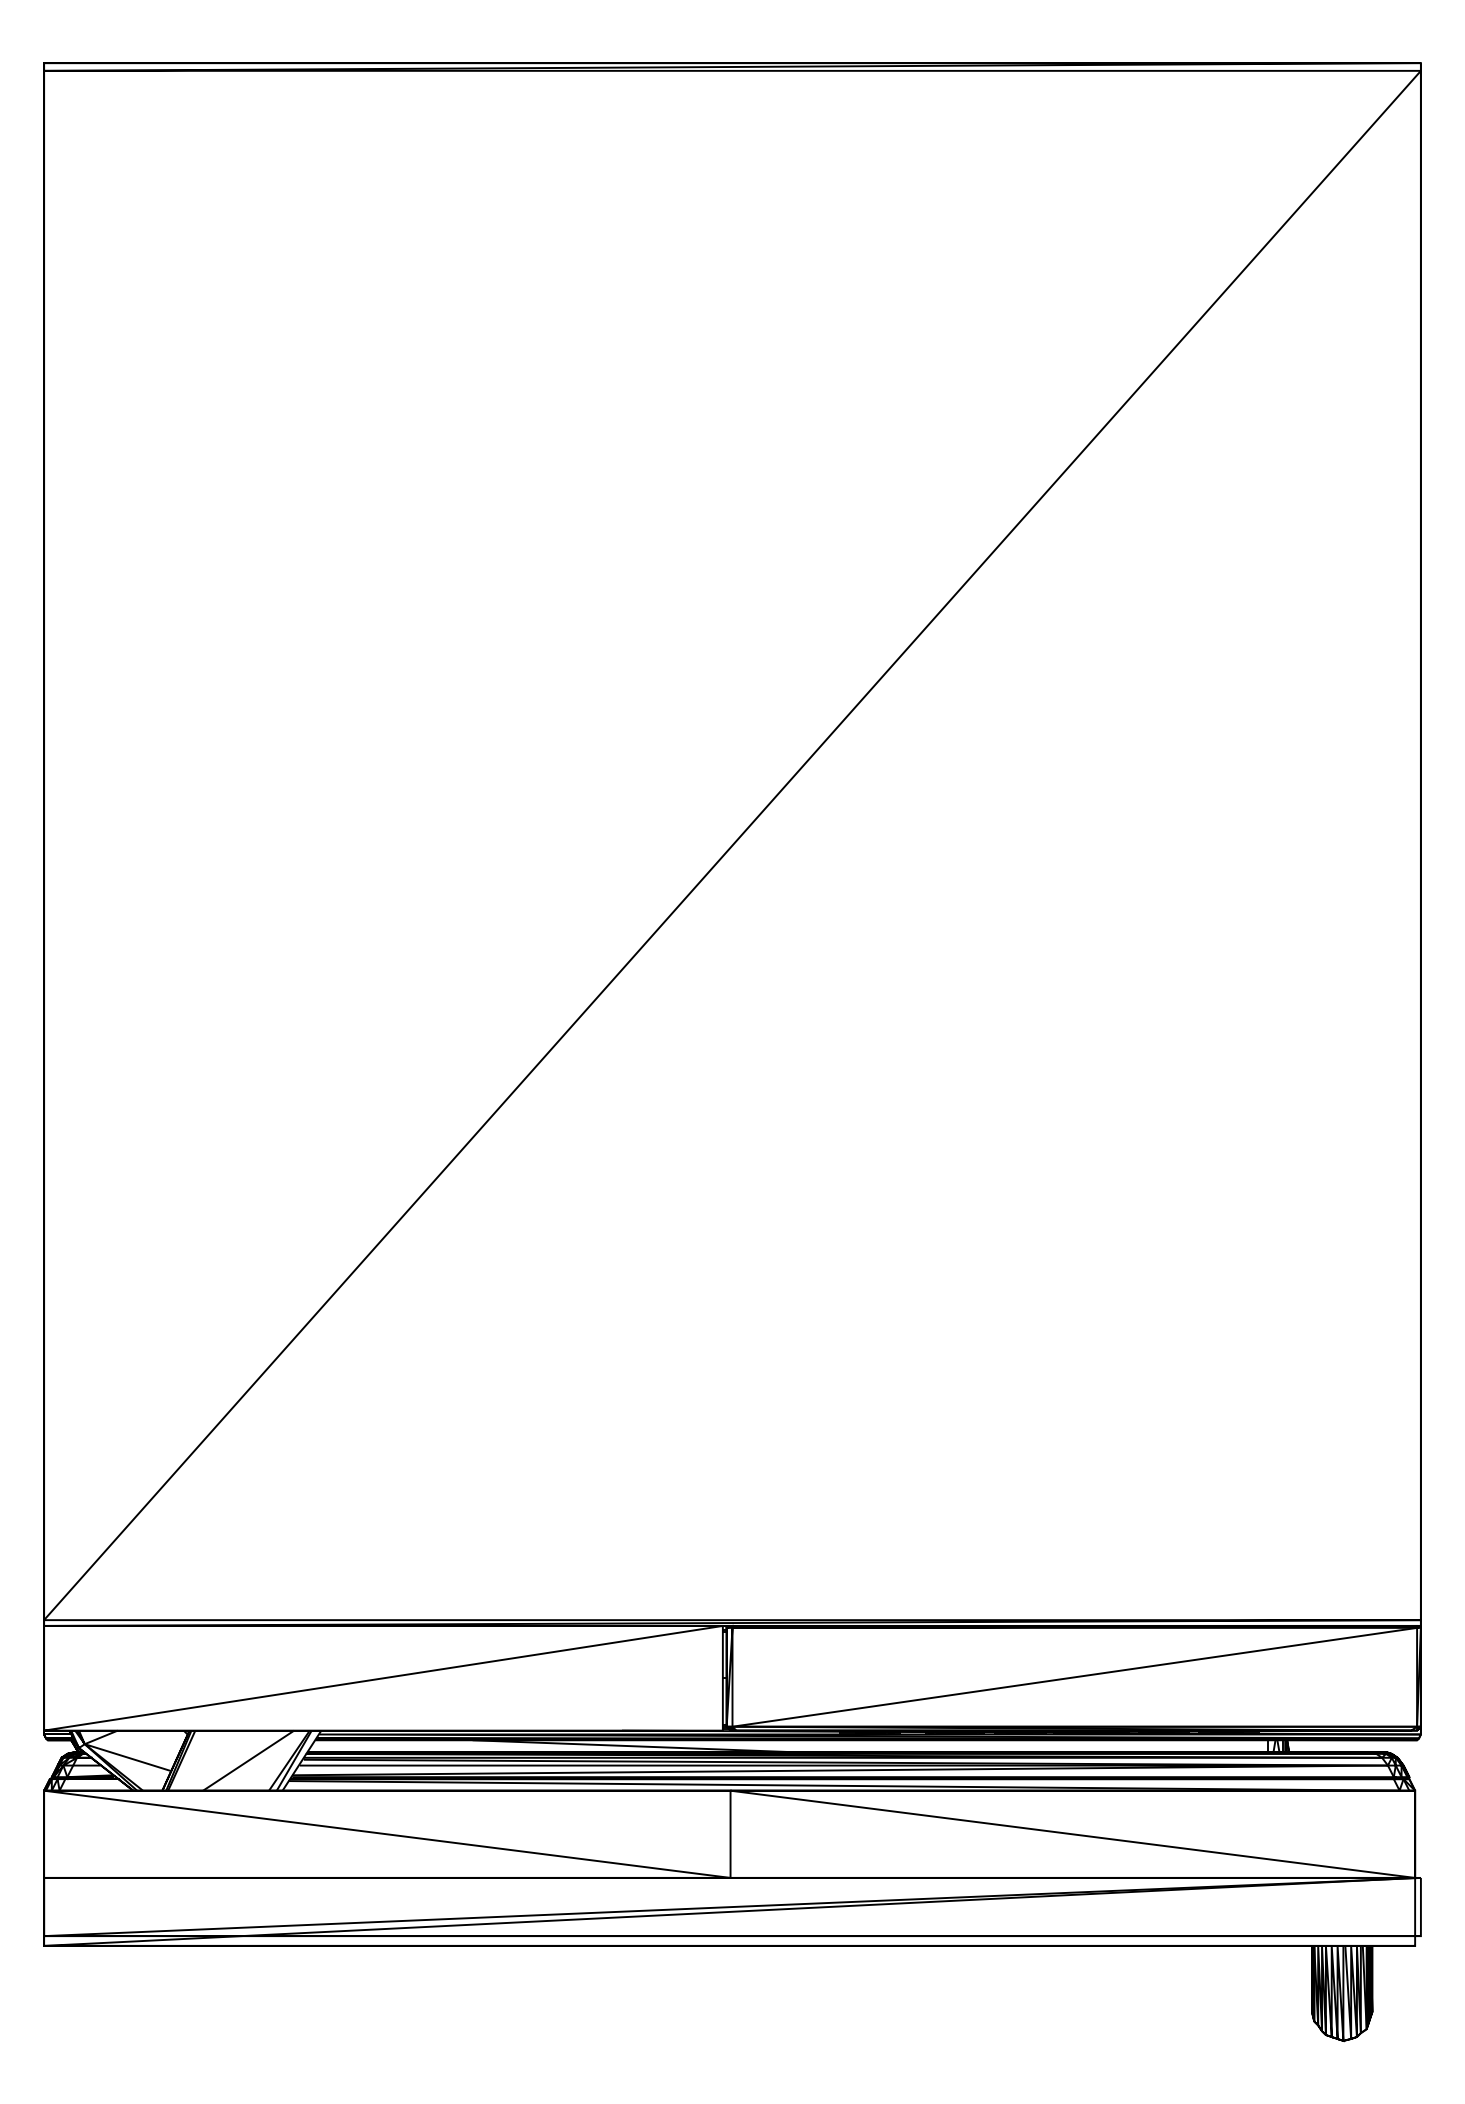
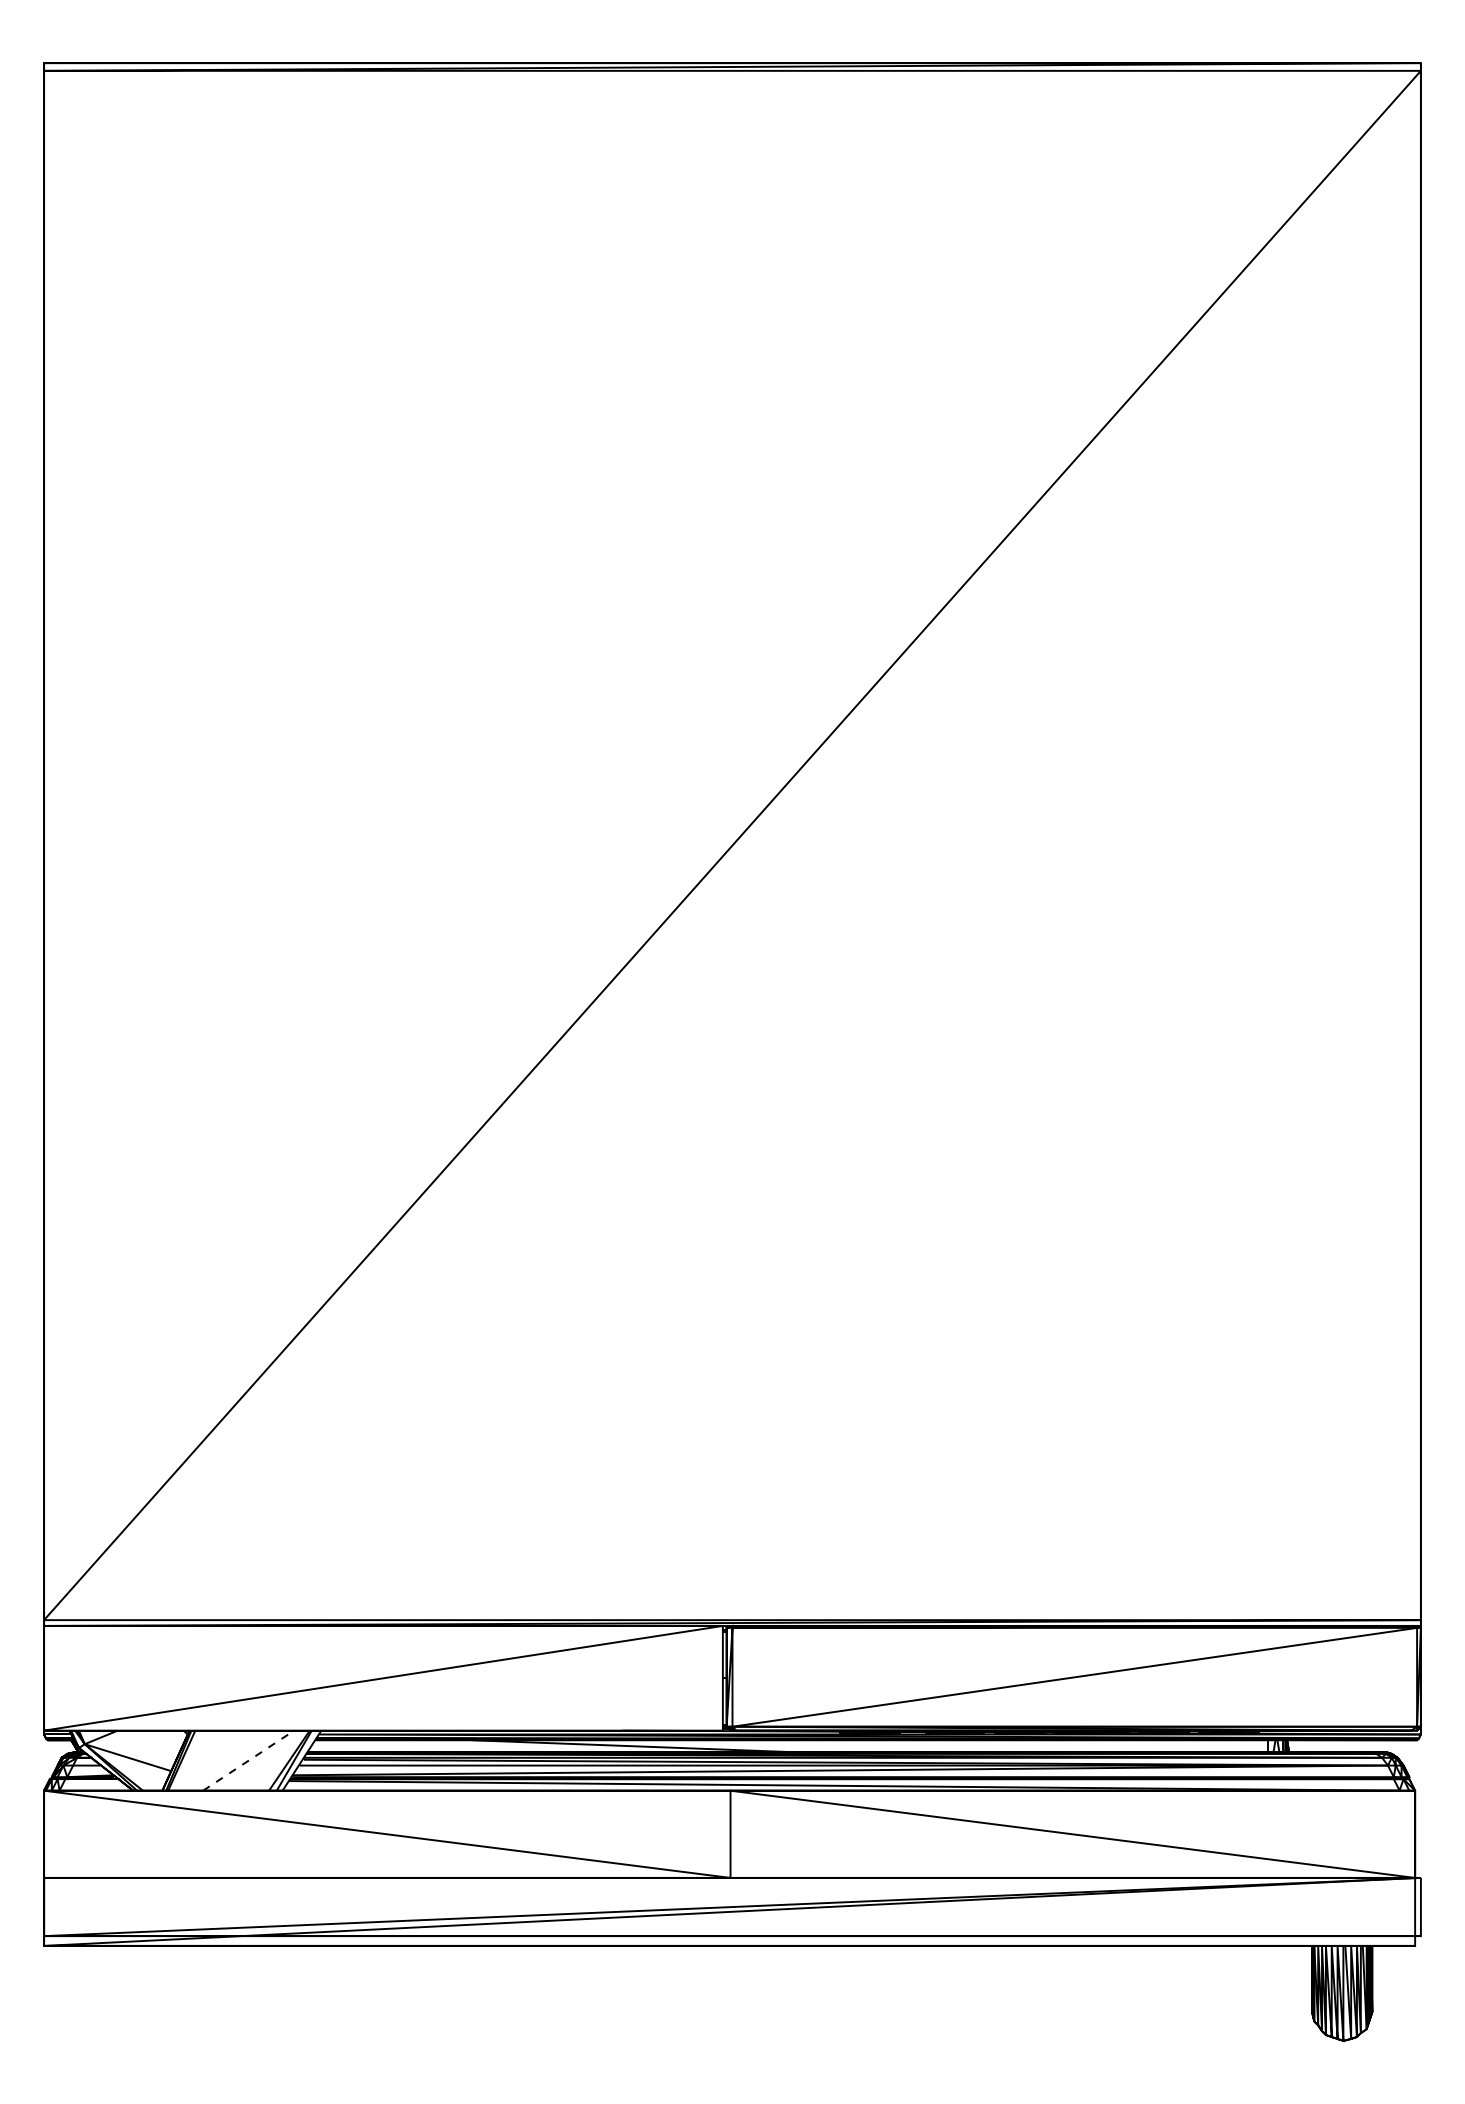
line: solid -> dashed (248, 1760)
